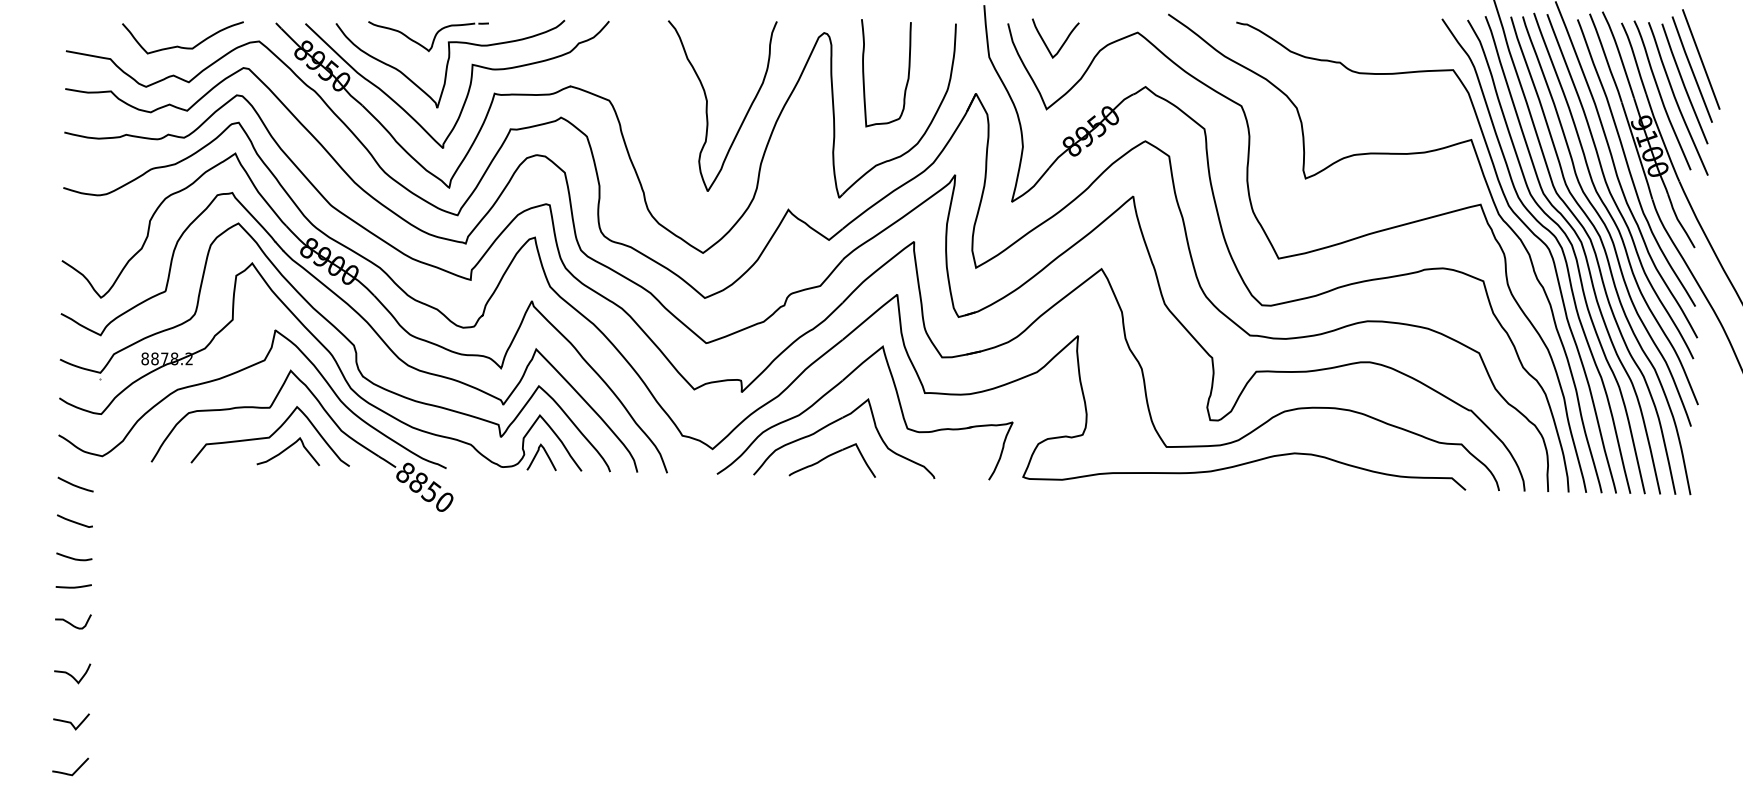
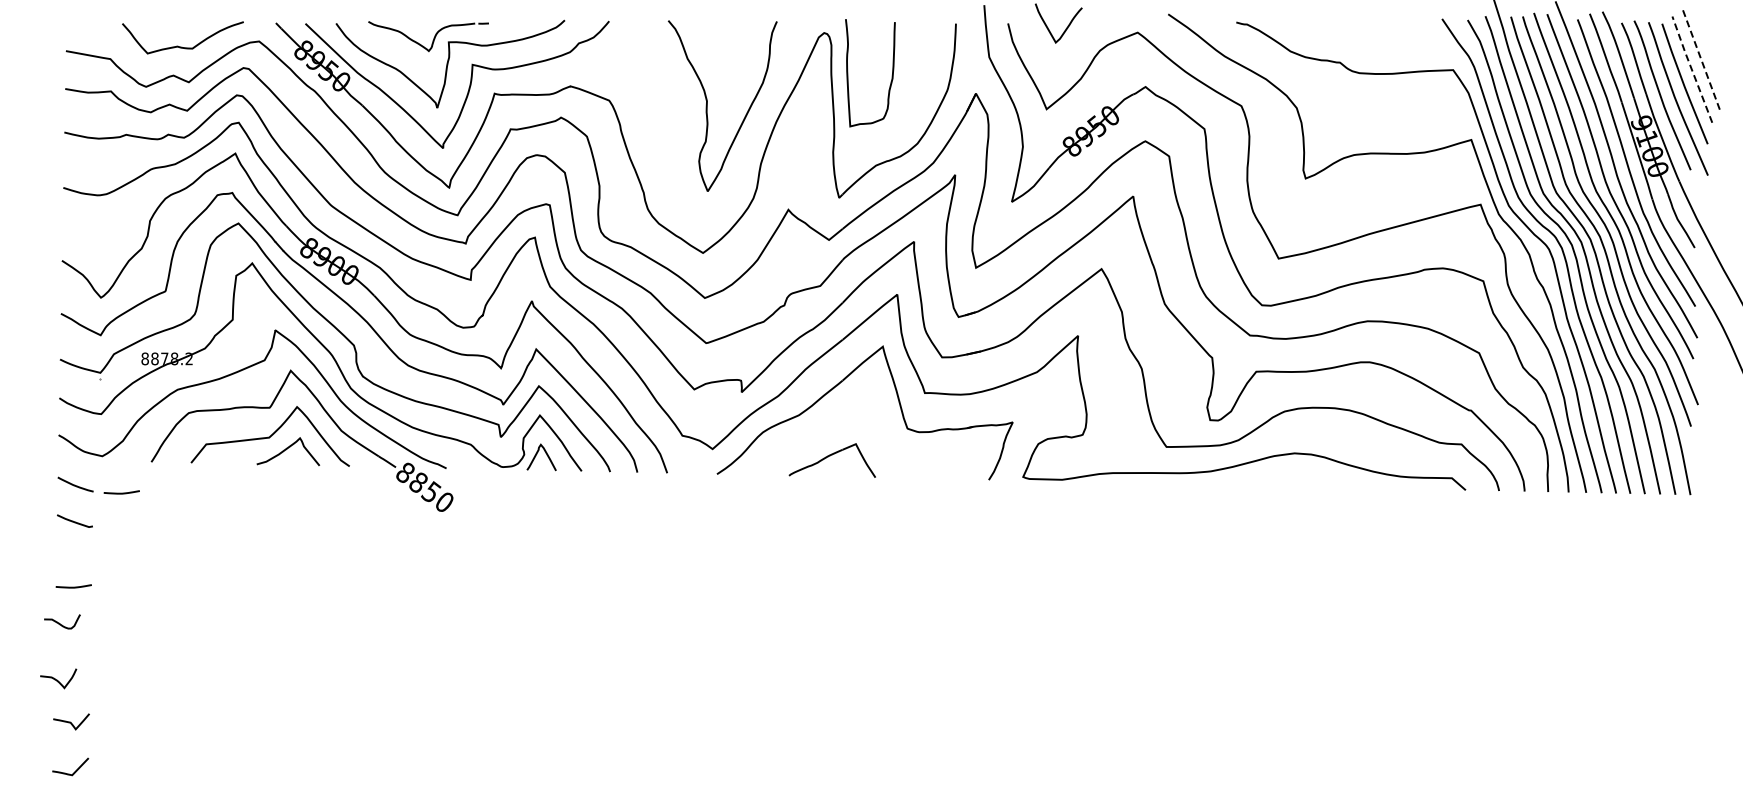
curve position: (1062, 43) -> (1065, 28) (1065, 28)
line: solid -> dashed (1701, 59)
line: solid -> dashed (1691, 68)
curve position: (907, 75) -> (891, 75) (891, 75)
part: present -> none (835, 422)
line: none -> present (121, 492)
curve: present -> none (74, 558)
curve position: (71, 623) -> (60, 623) (60, 623)
curve position: (71, 674) -> (57, 679) (57, 679)
